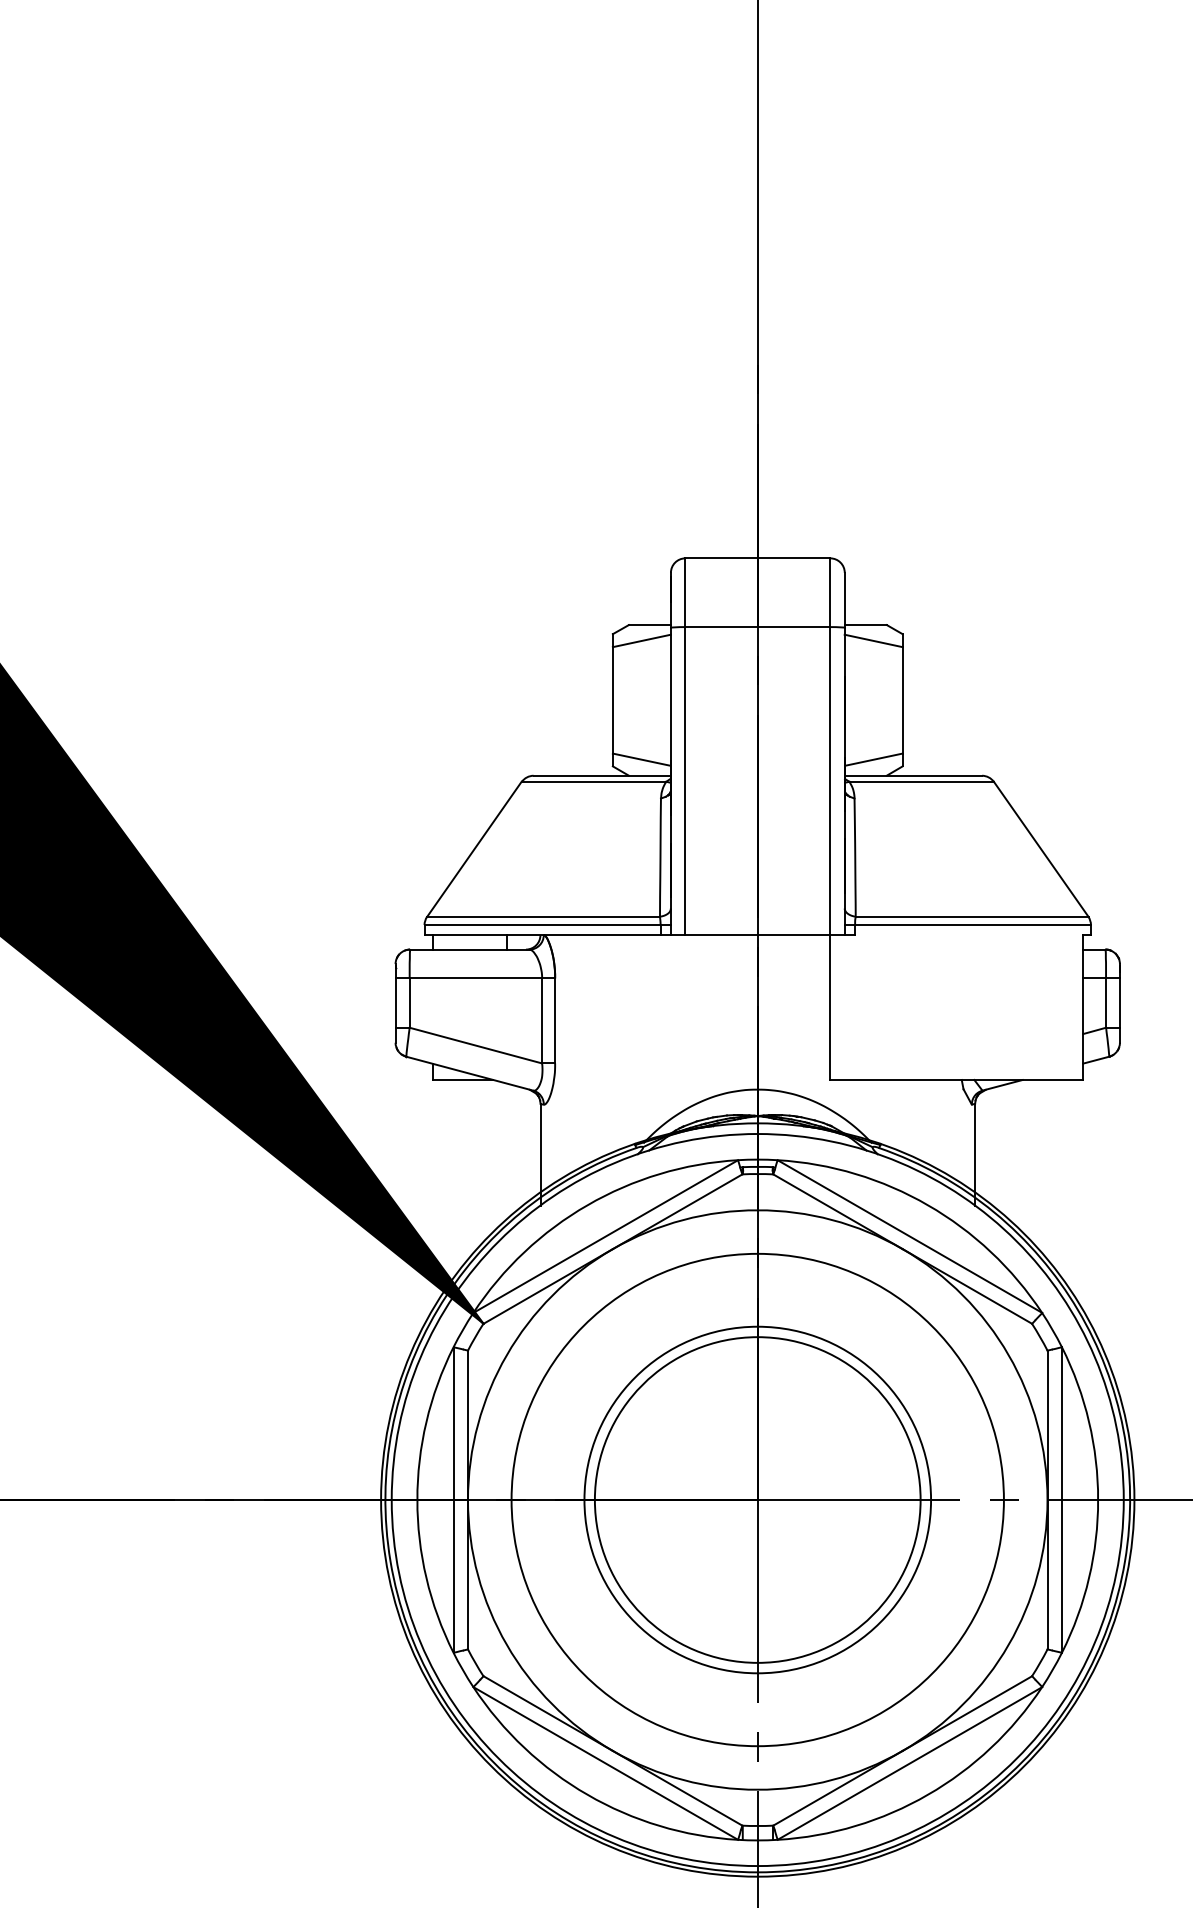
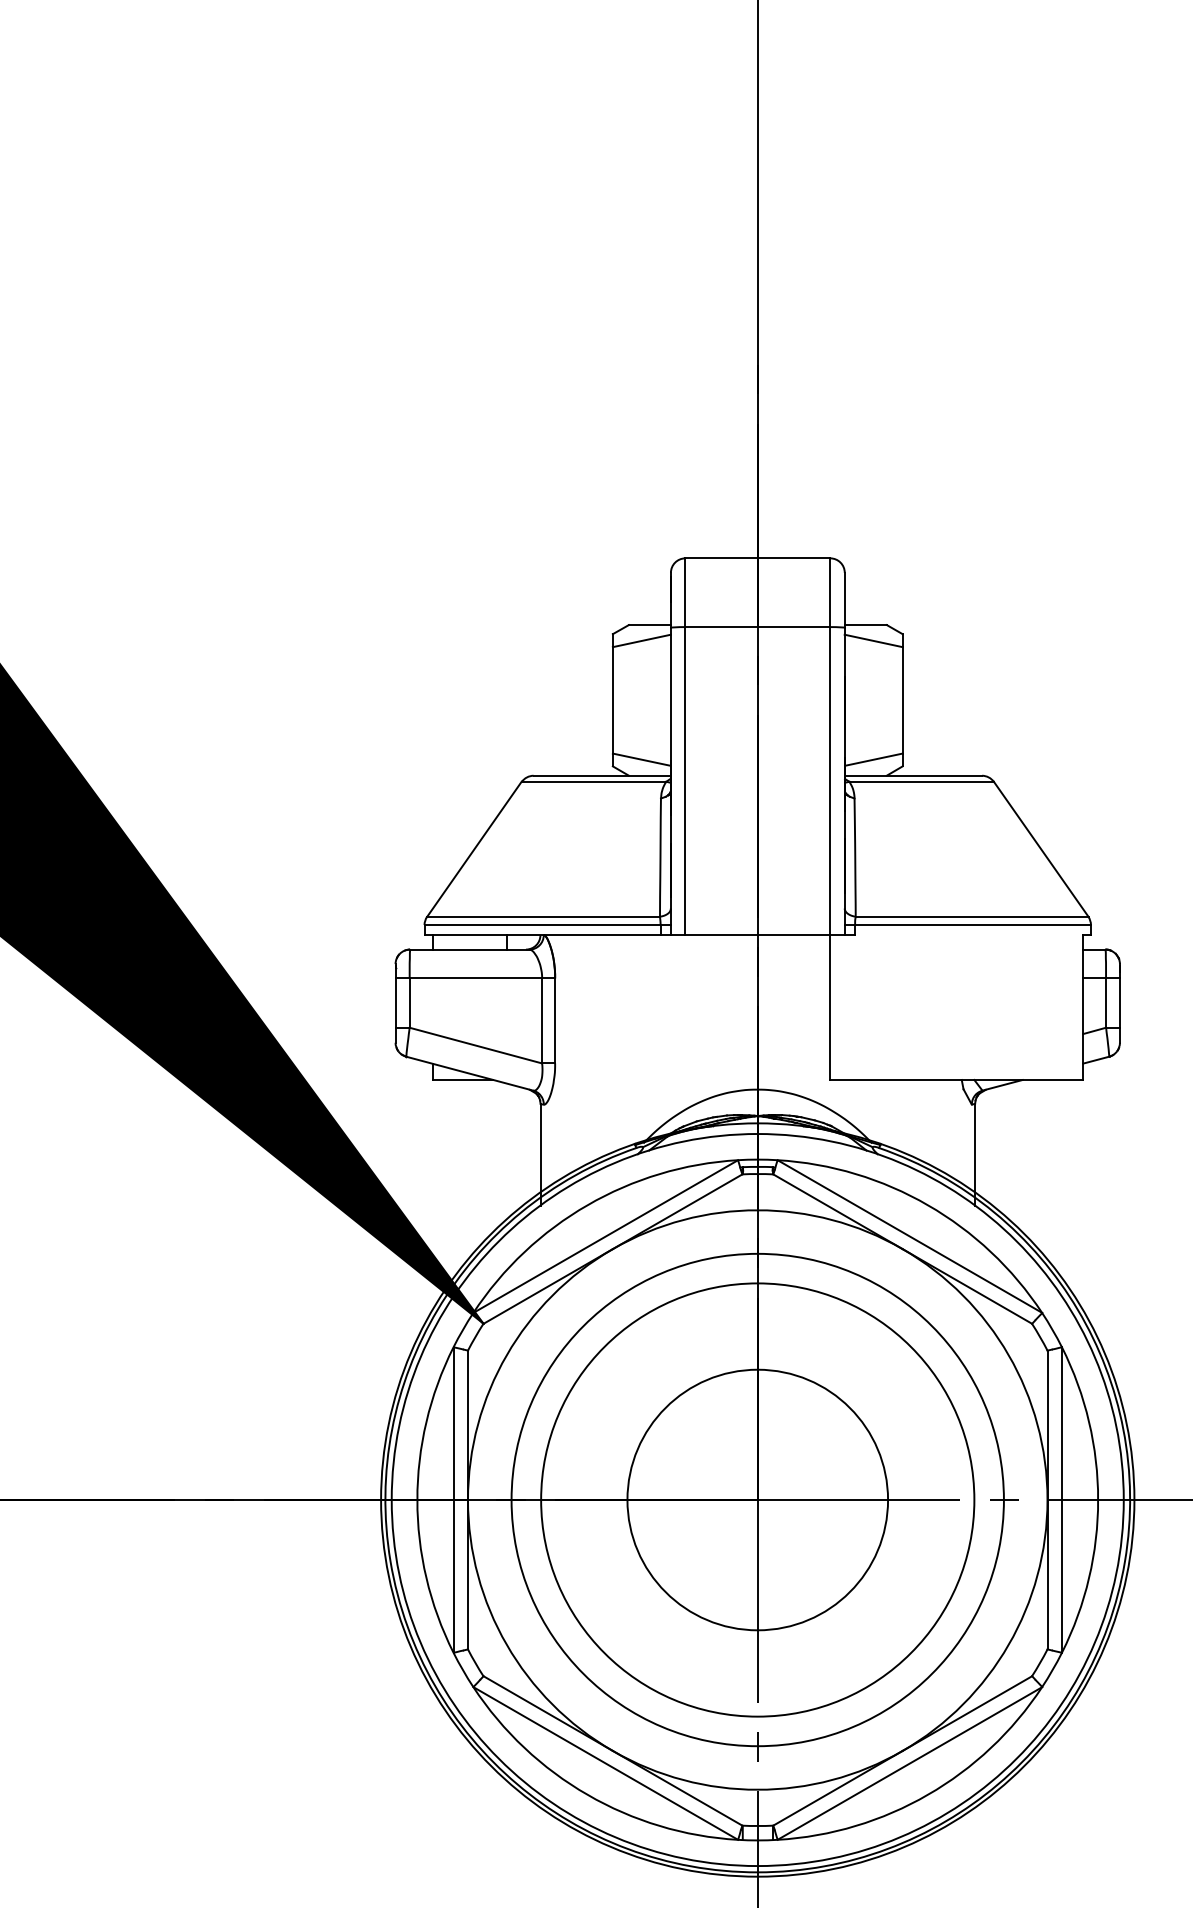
circle diameter: 326 px -> 261 px (757, 1499)
circle diameter: 347 px -> 433 px (757, 1499)
